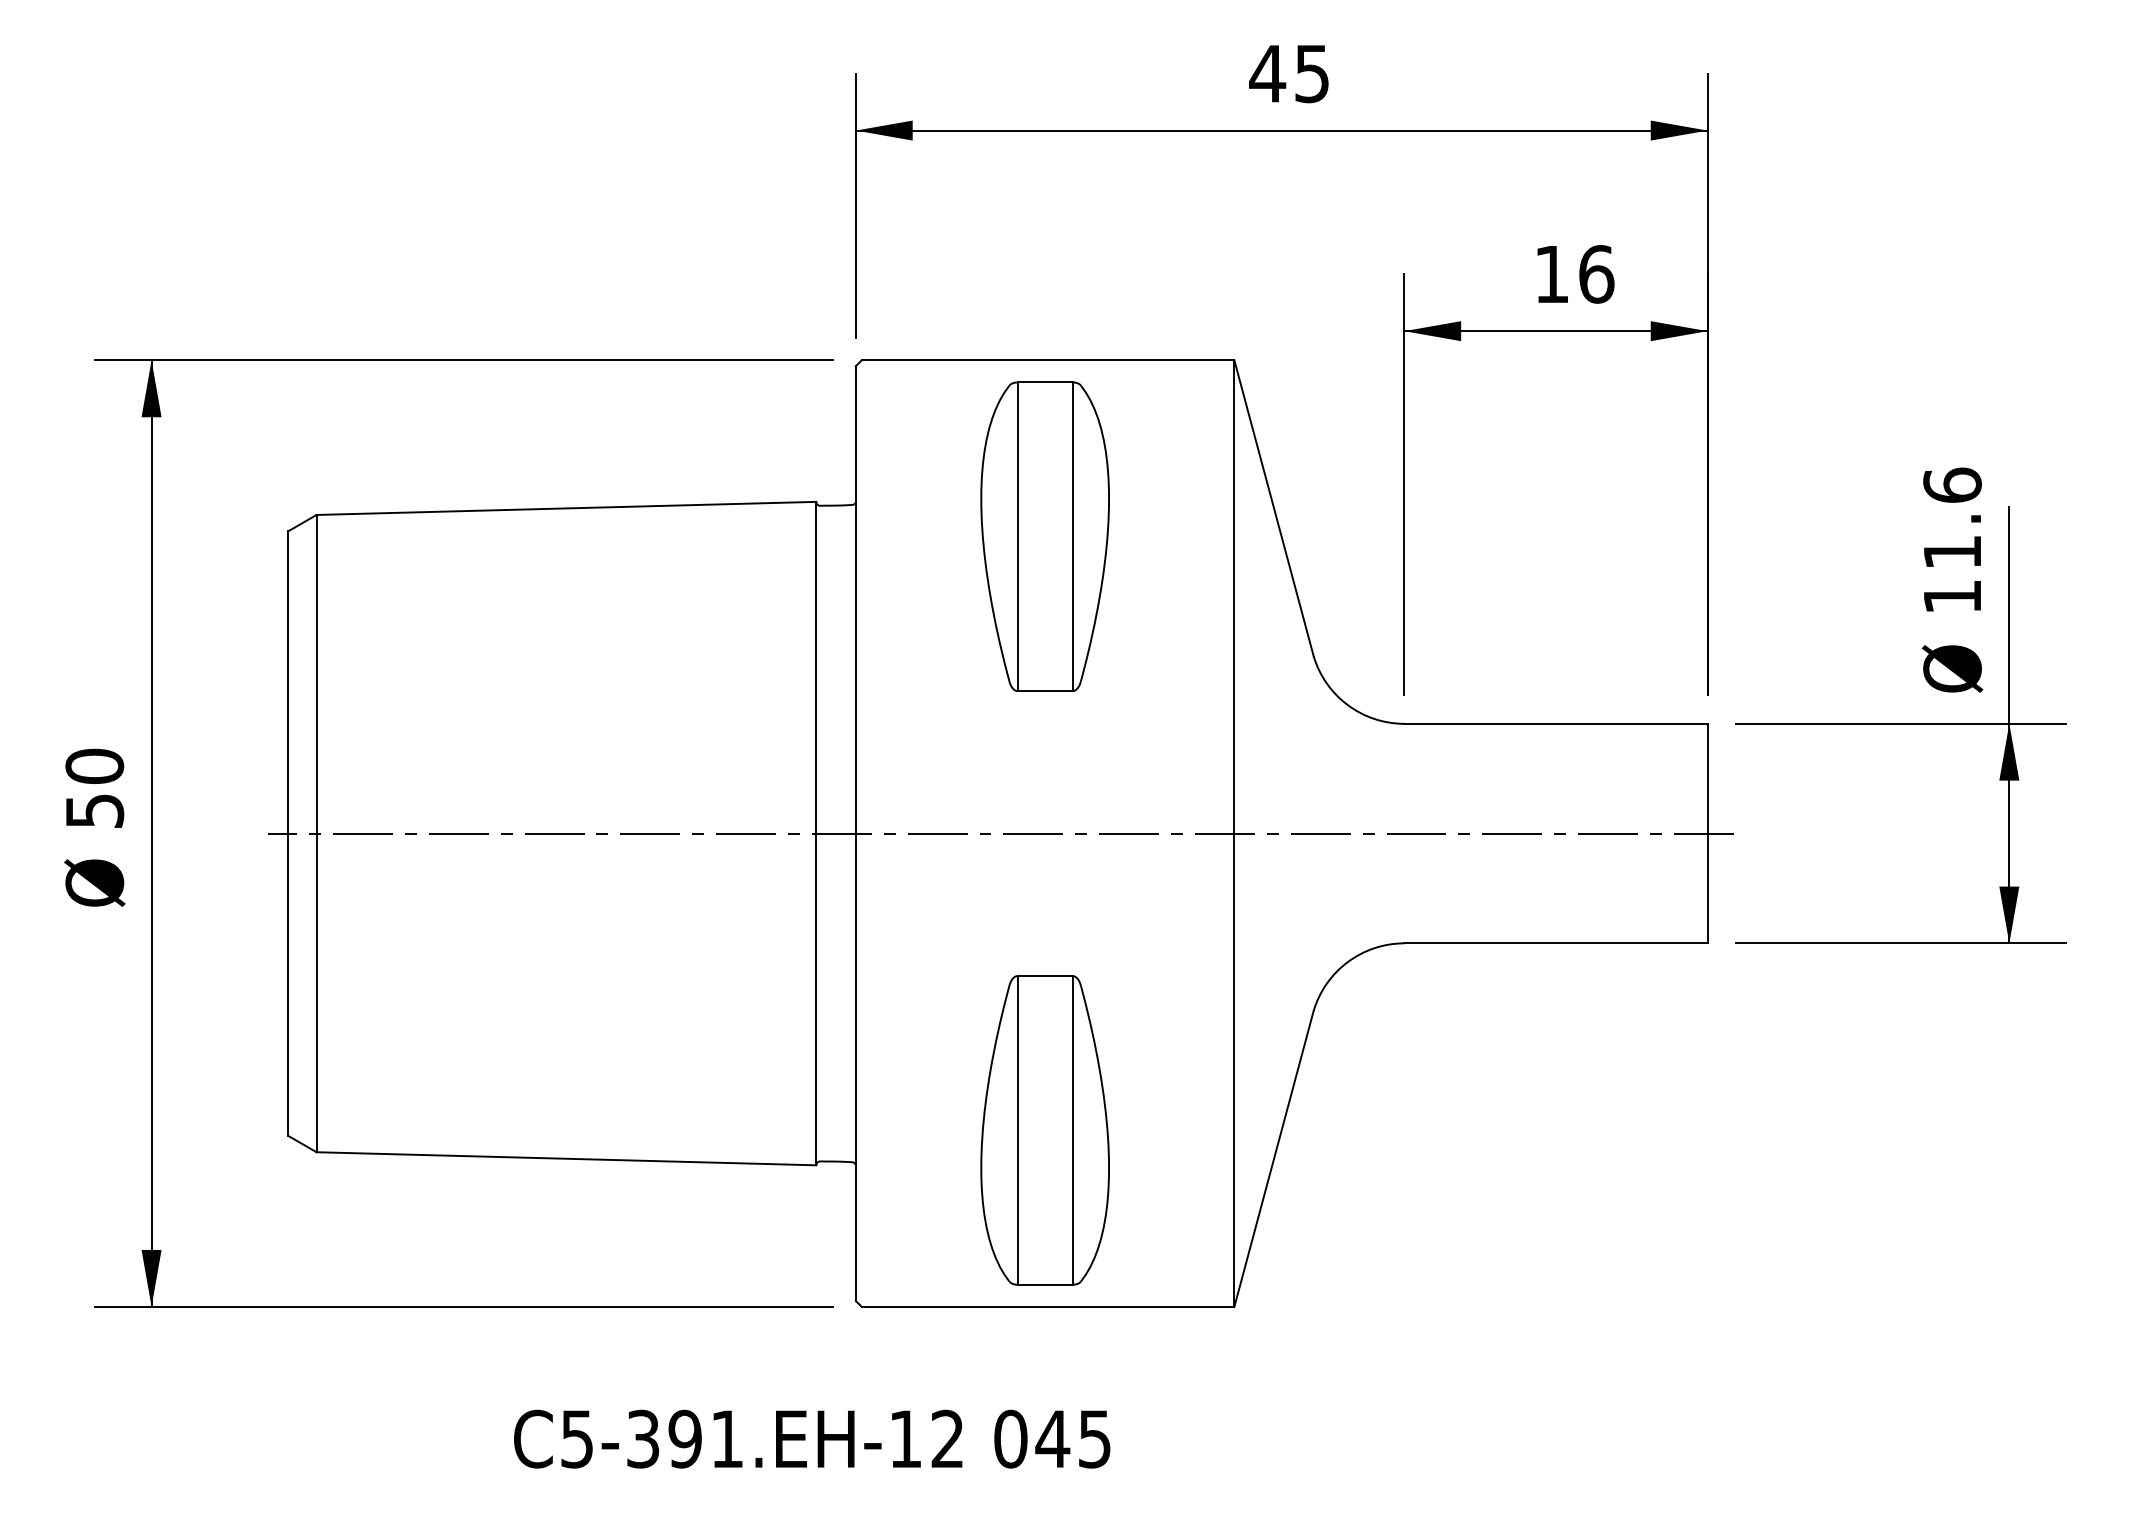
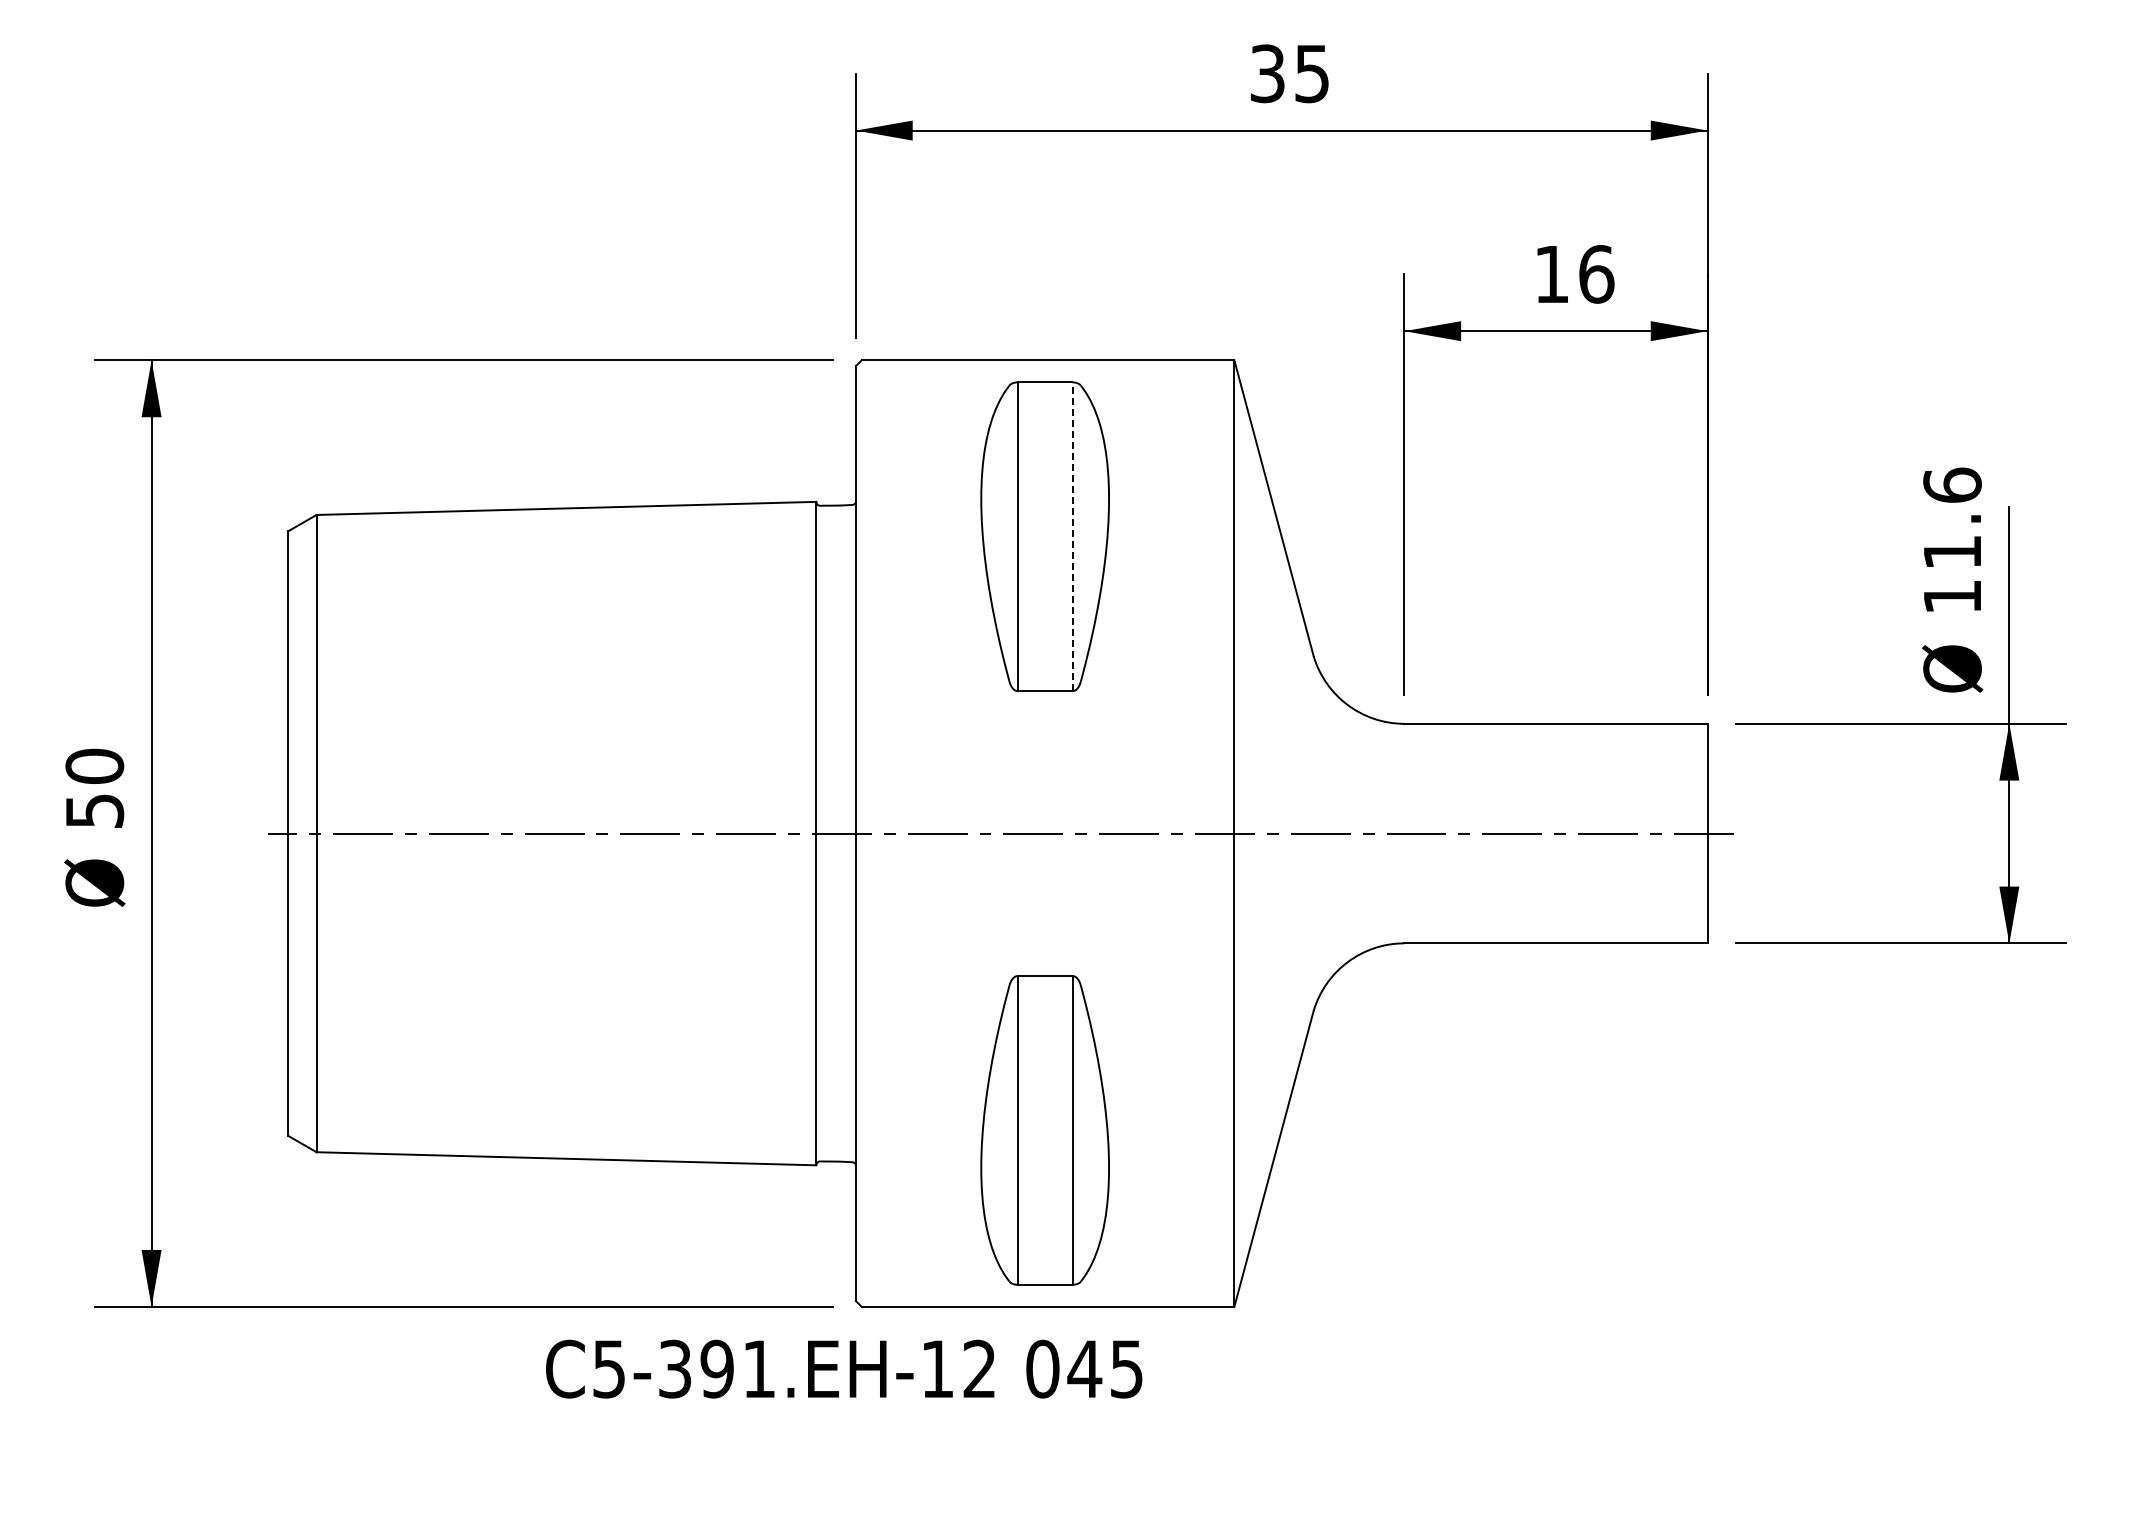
text: 45 -> 35 (1267, 73)
line: solid -> dashed (1072, 536)
text position: (812, 1438) -> (844, 1368) (844, 1368)
